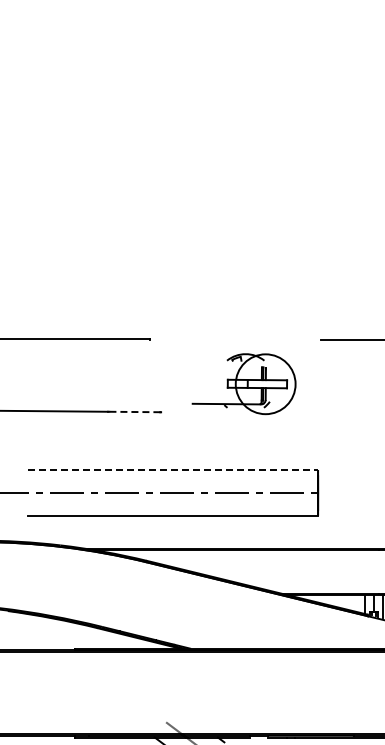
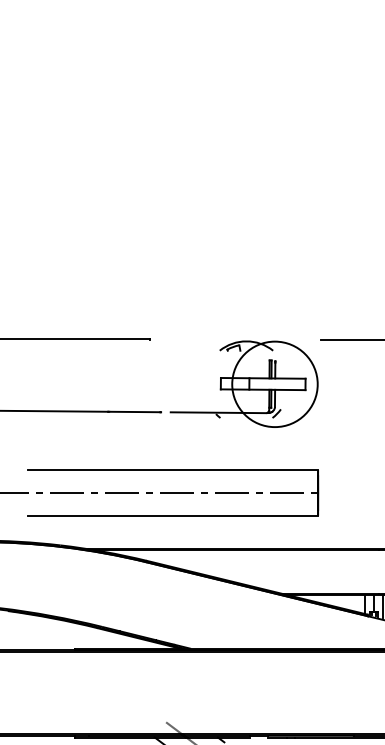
part size: 106x63 px -> 150x88 px (243, 383)
line: dashed -> solid (134, 412)
line: dashed -> solid (173, 470)
